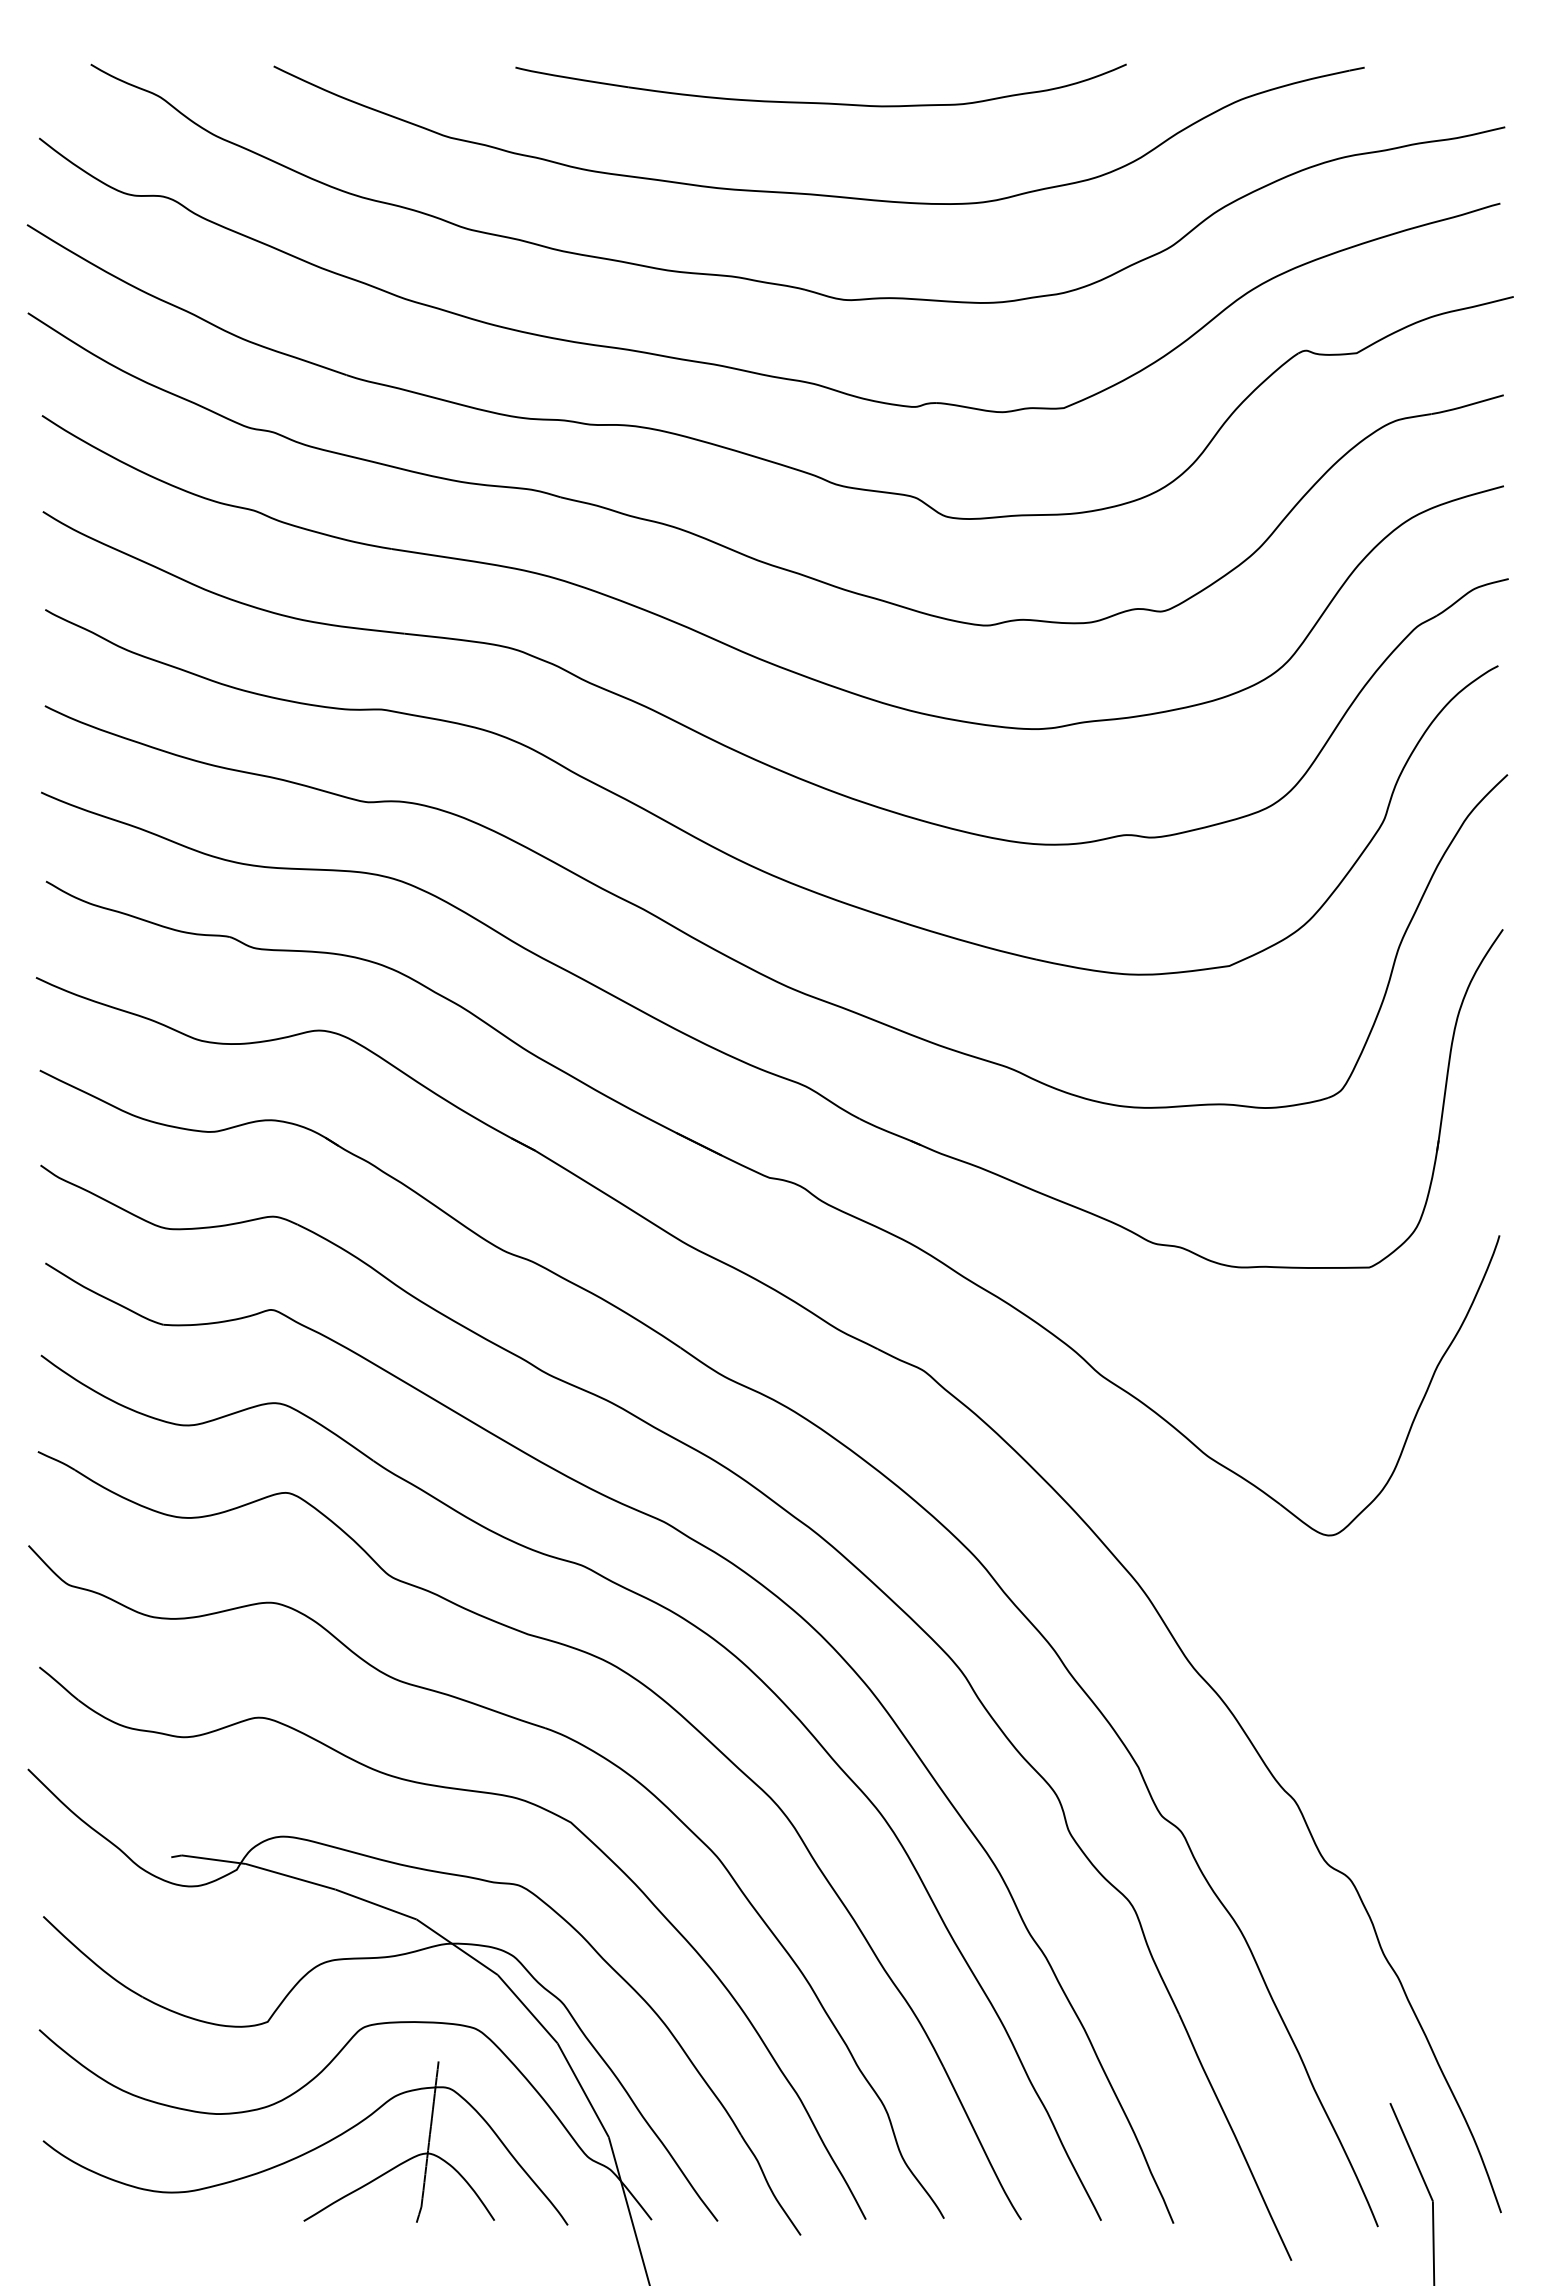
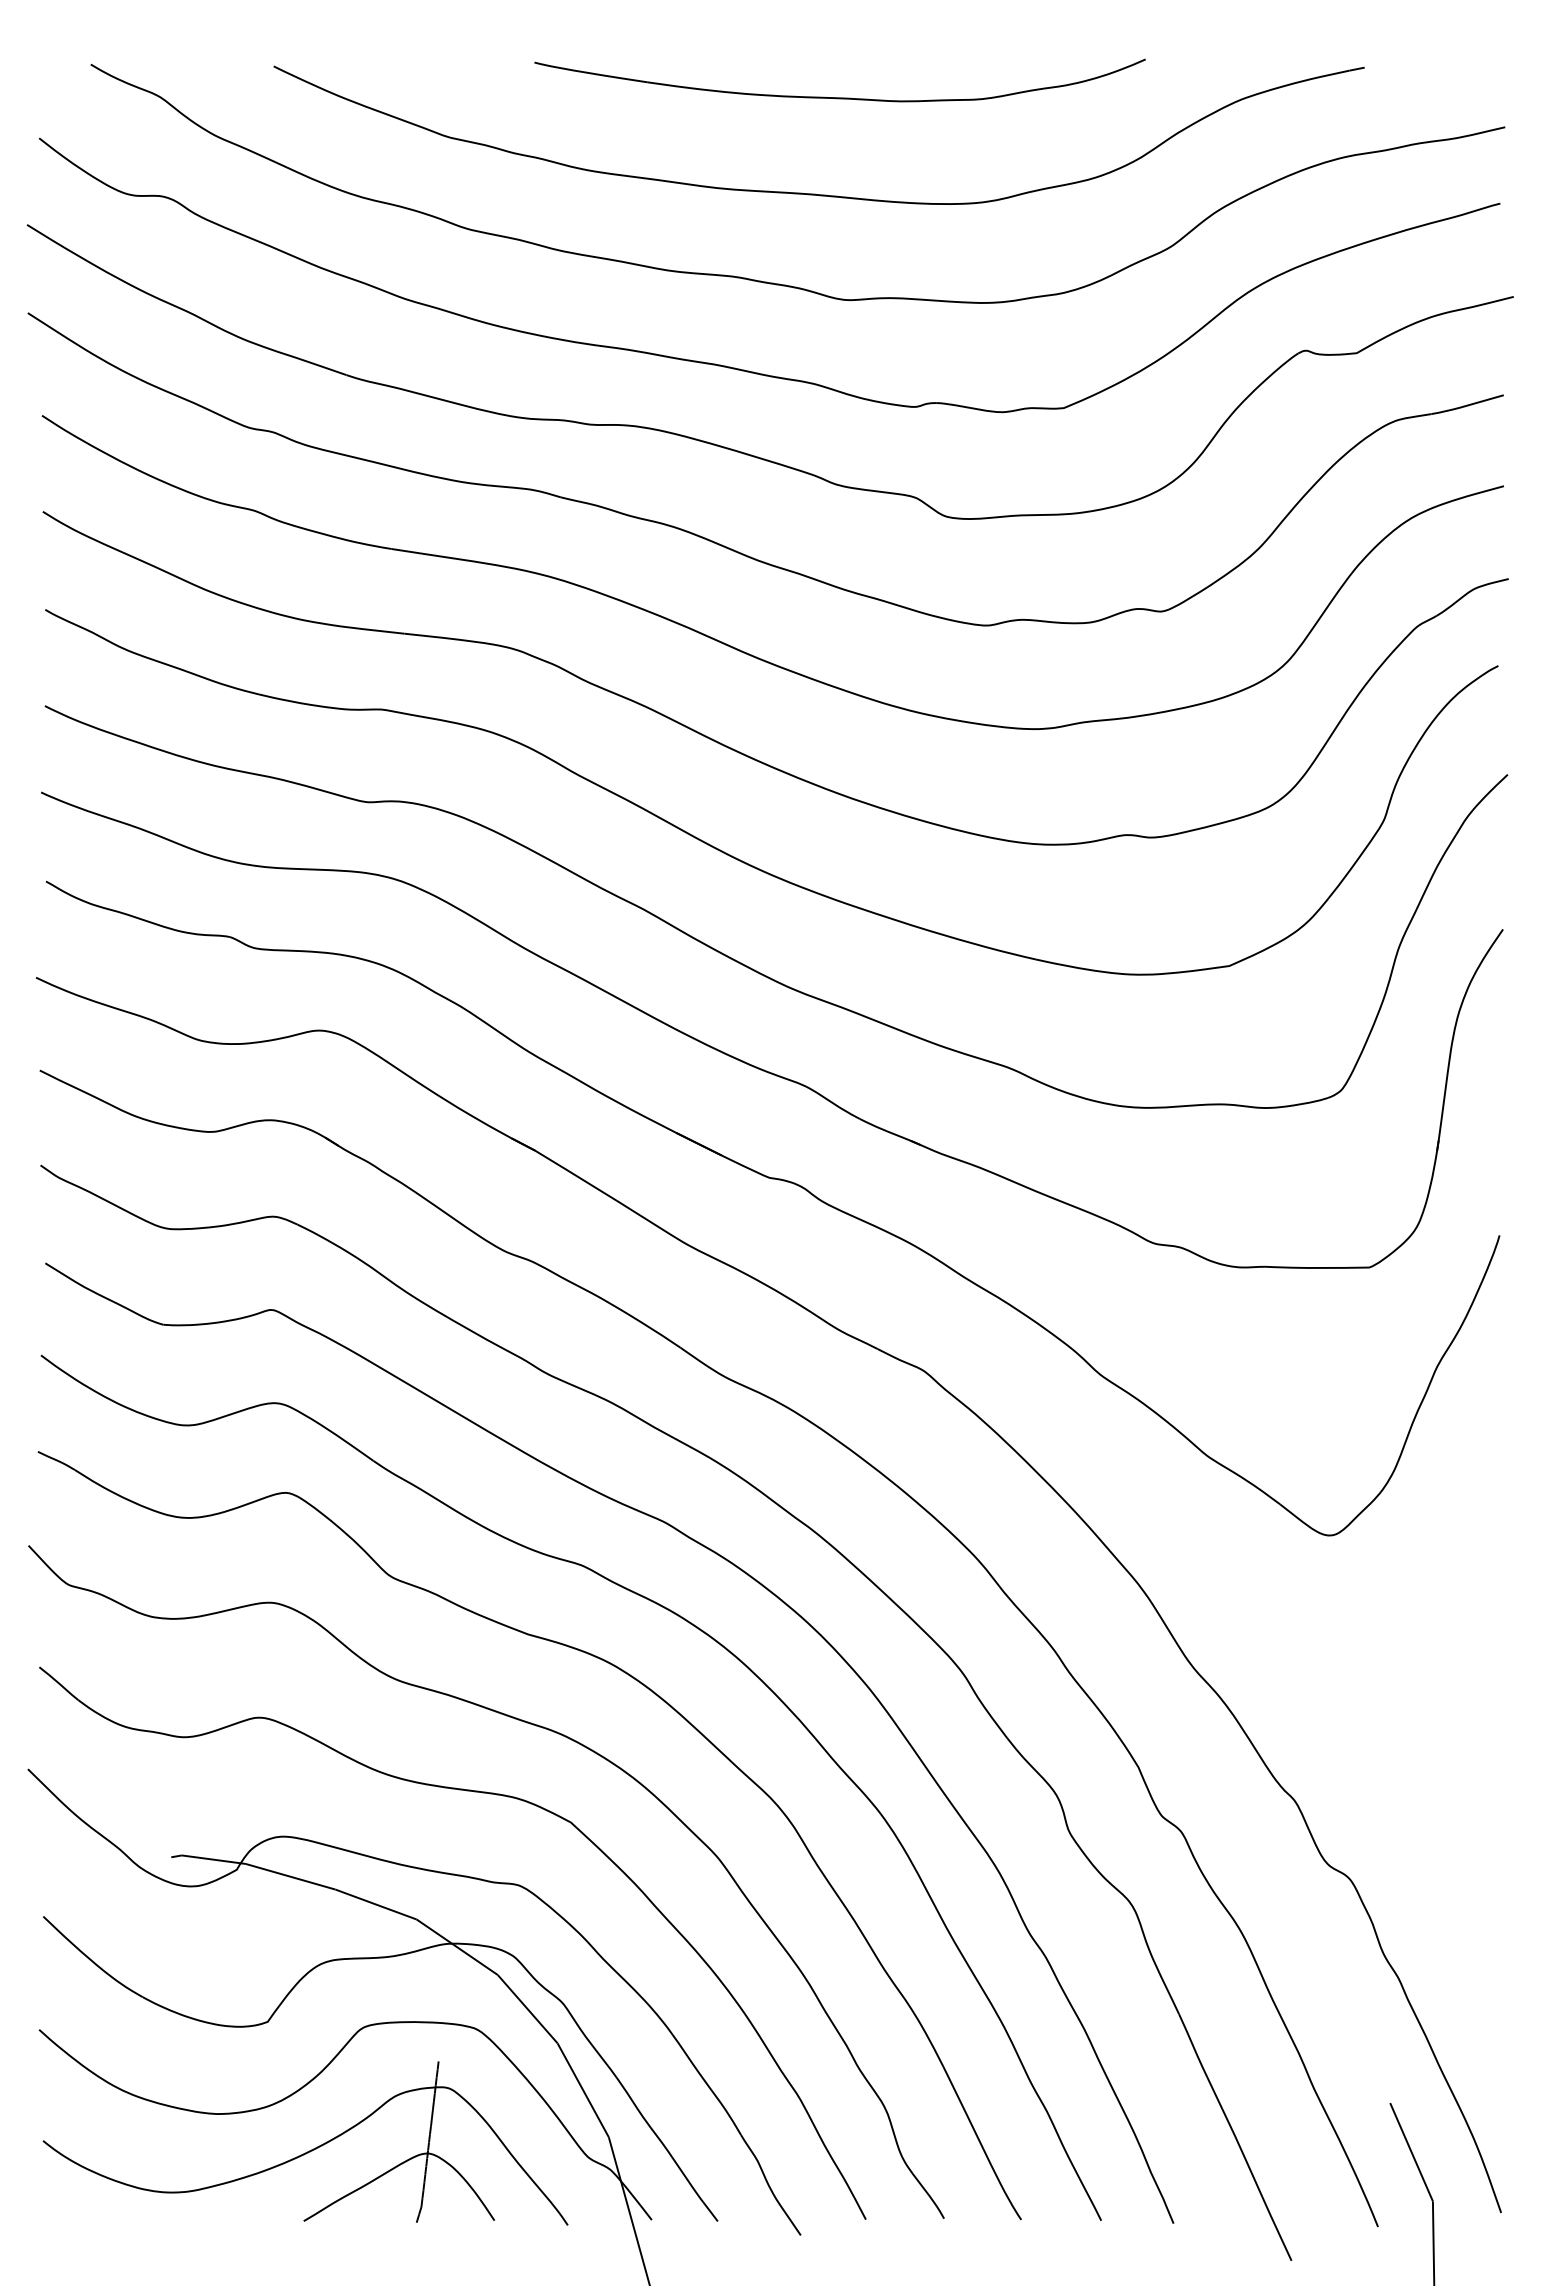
part position: (820, 102) -> (839, 97) (839, 97)
